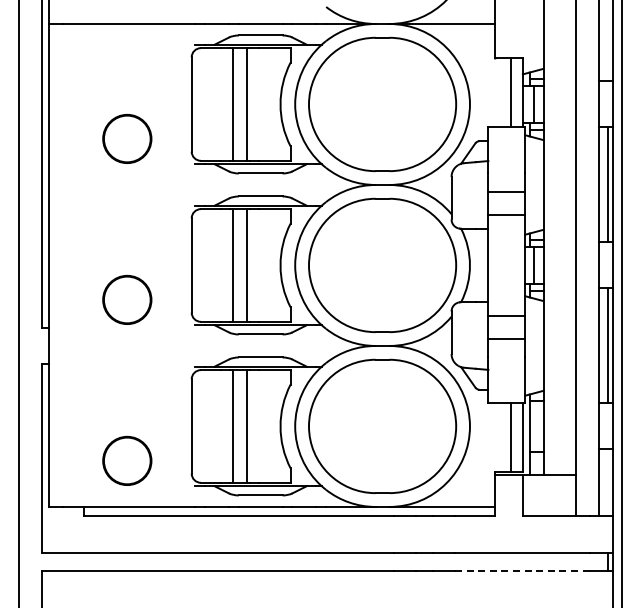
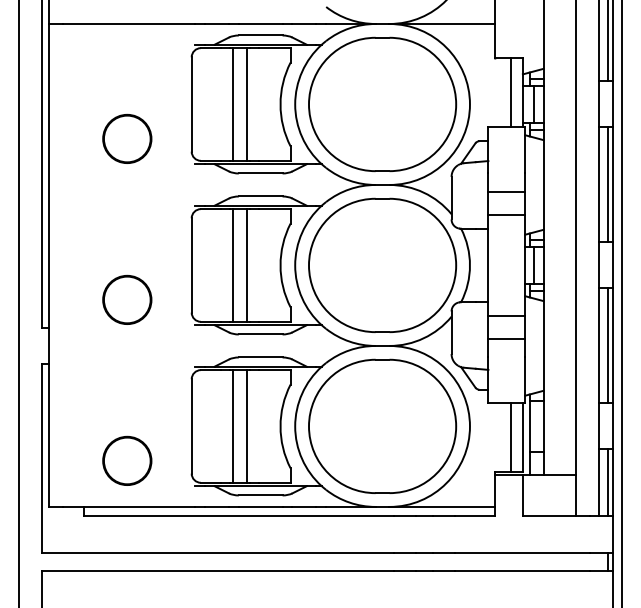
line: none -> present (607, 41)
line: none -> present (607, 482)
line: dashed -> solid (522, 571)
